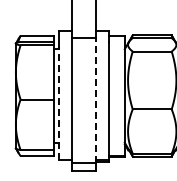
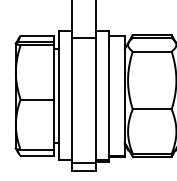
line: dashed -> solid (95, 100)
line: dashed -> solid (58, 103)
